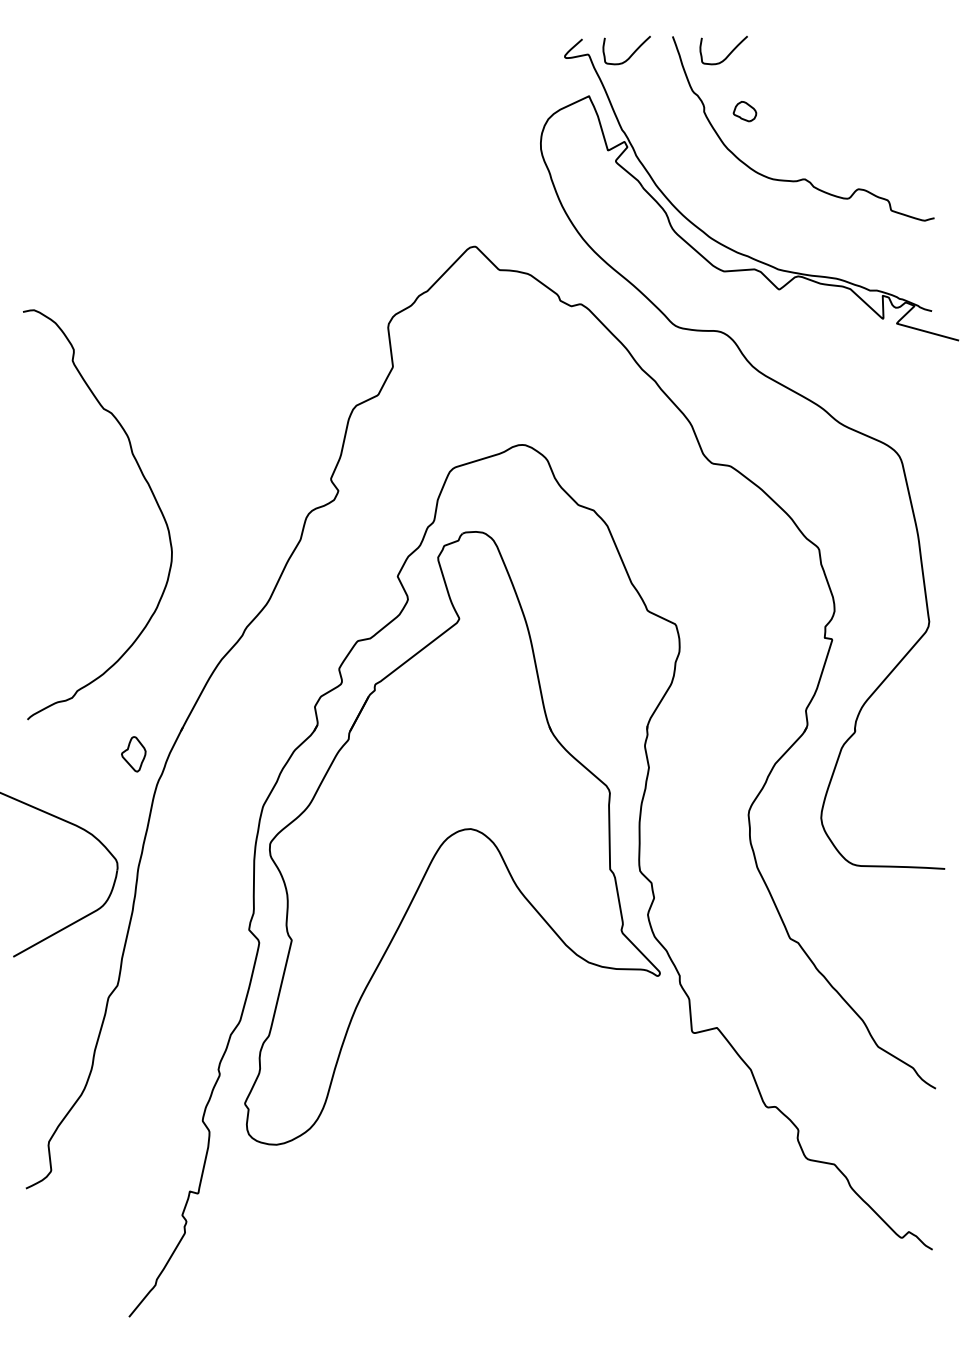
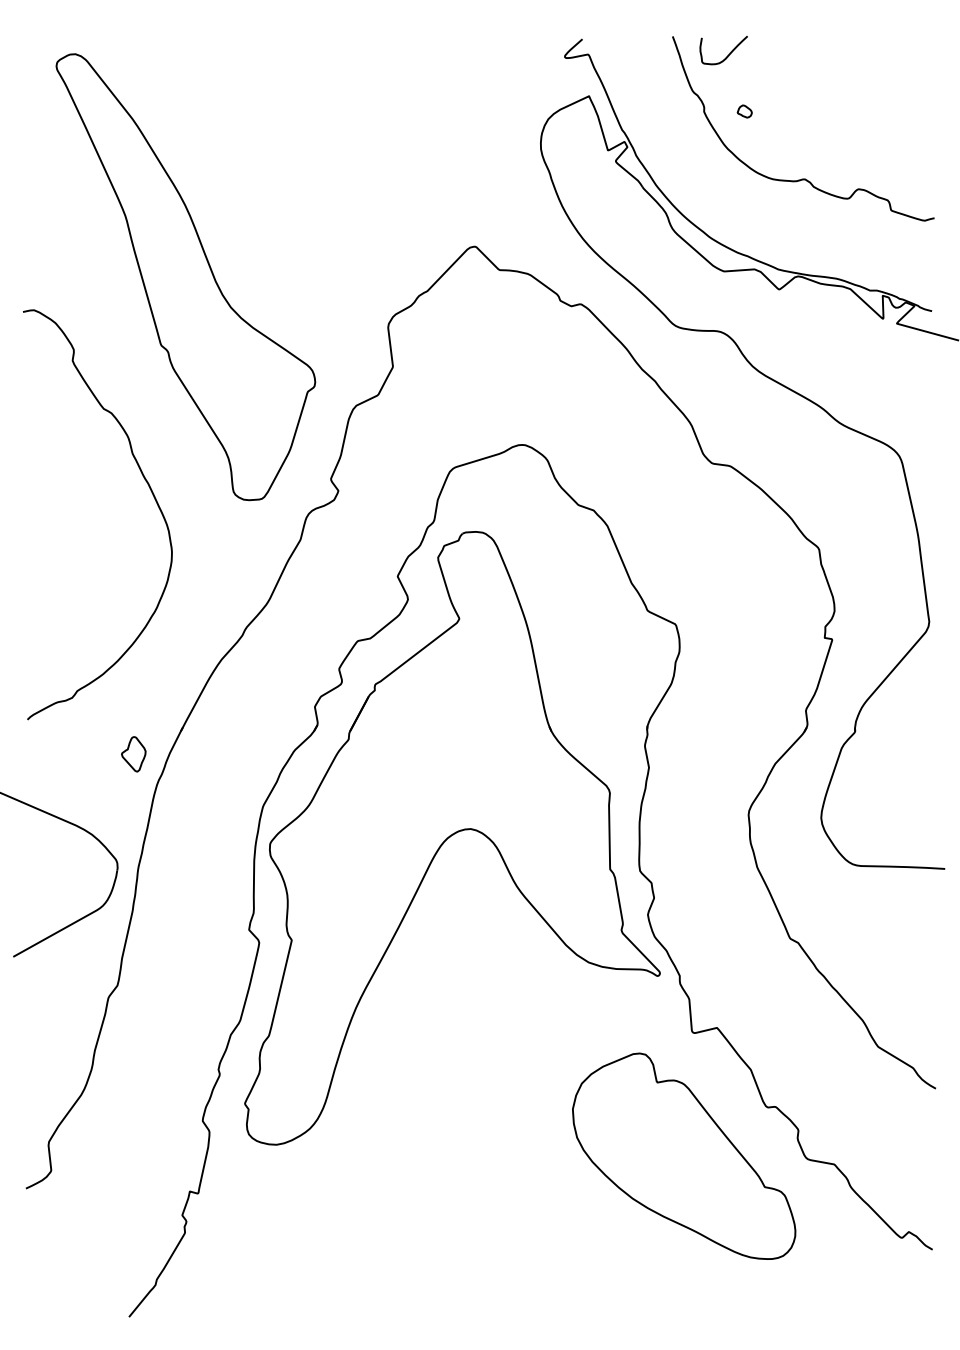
curve: present -> none (631, 54)
part size: 26x22 px -> 17x15 px (744, 111)
part: none -> present (185, 277)
part: none -> present (684, 1155)
